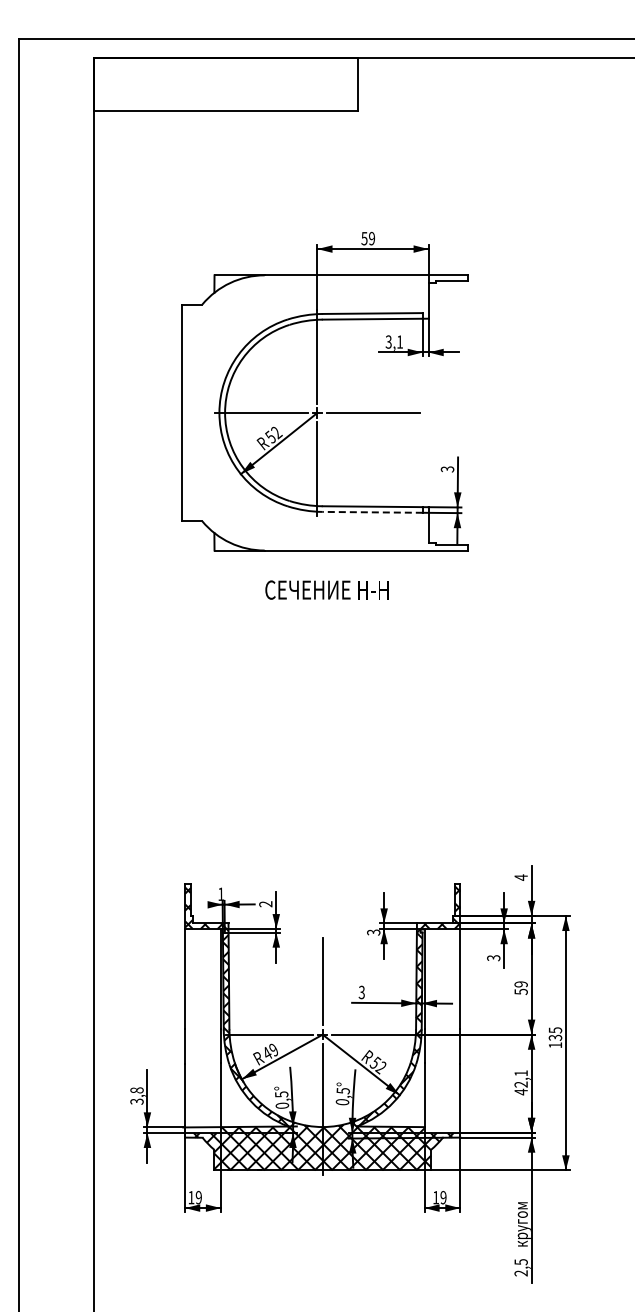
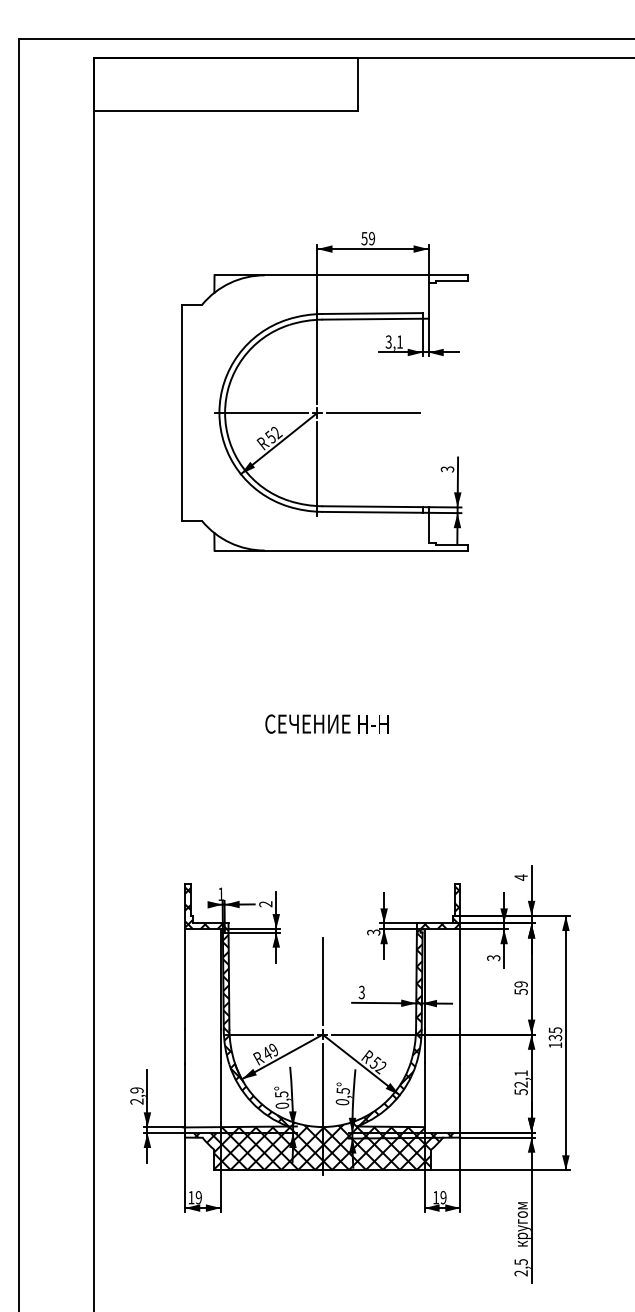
line: dashed -> solid (372, 512)
text position: (326, 589) -> (326, 723) (326, 723)
text: 42,1 -> 52,1 (520, 1091)
text: 3,8 -> 2,9 (136, 1095)
